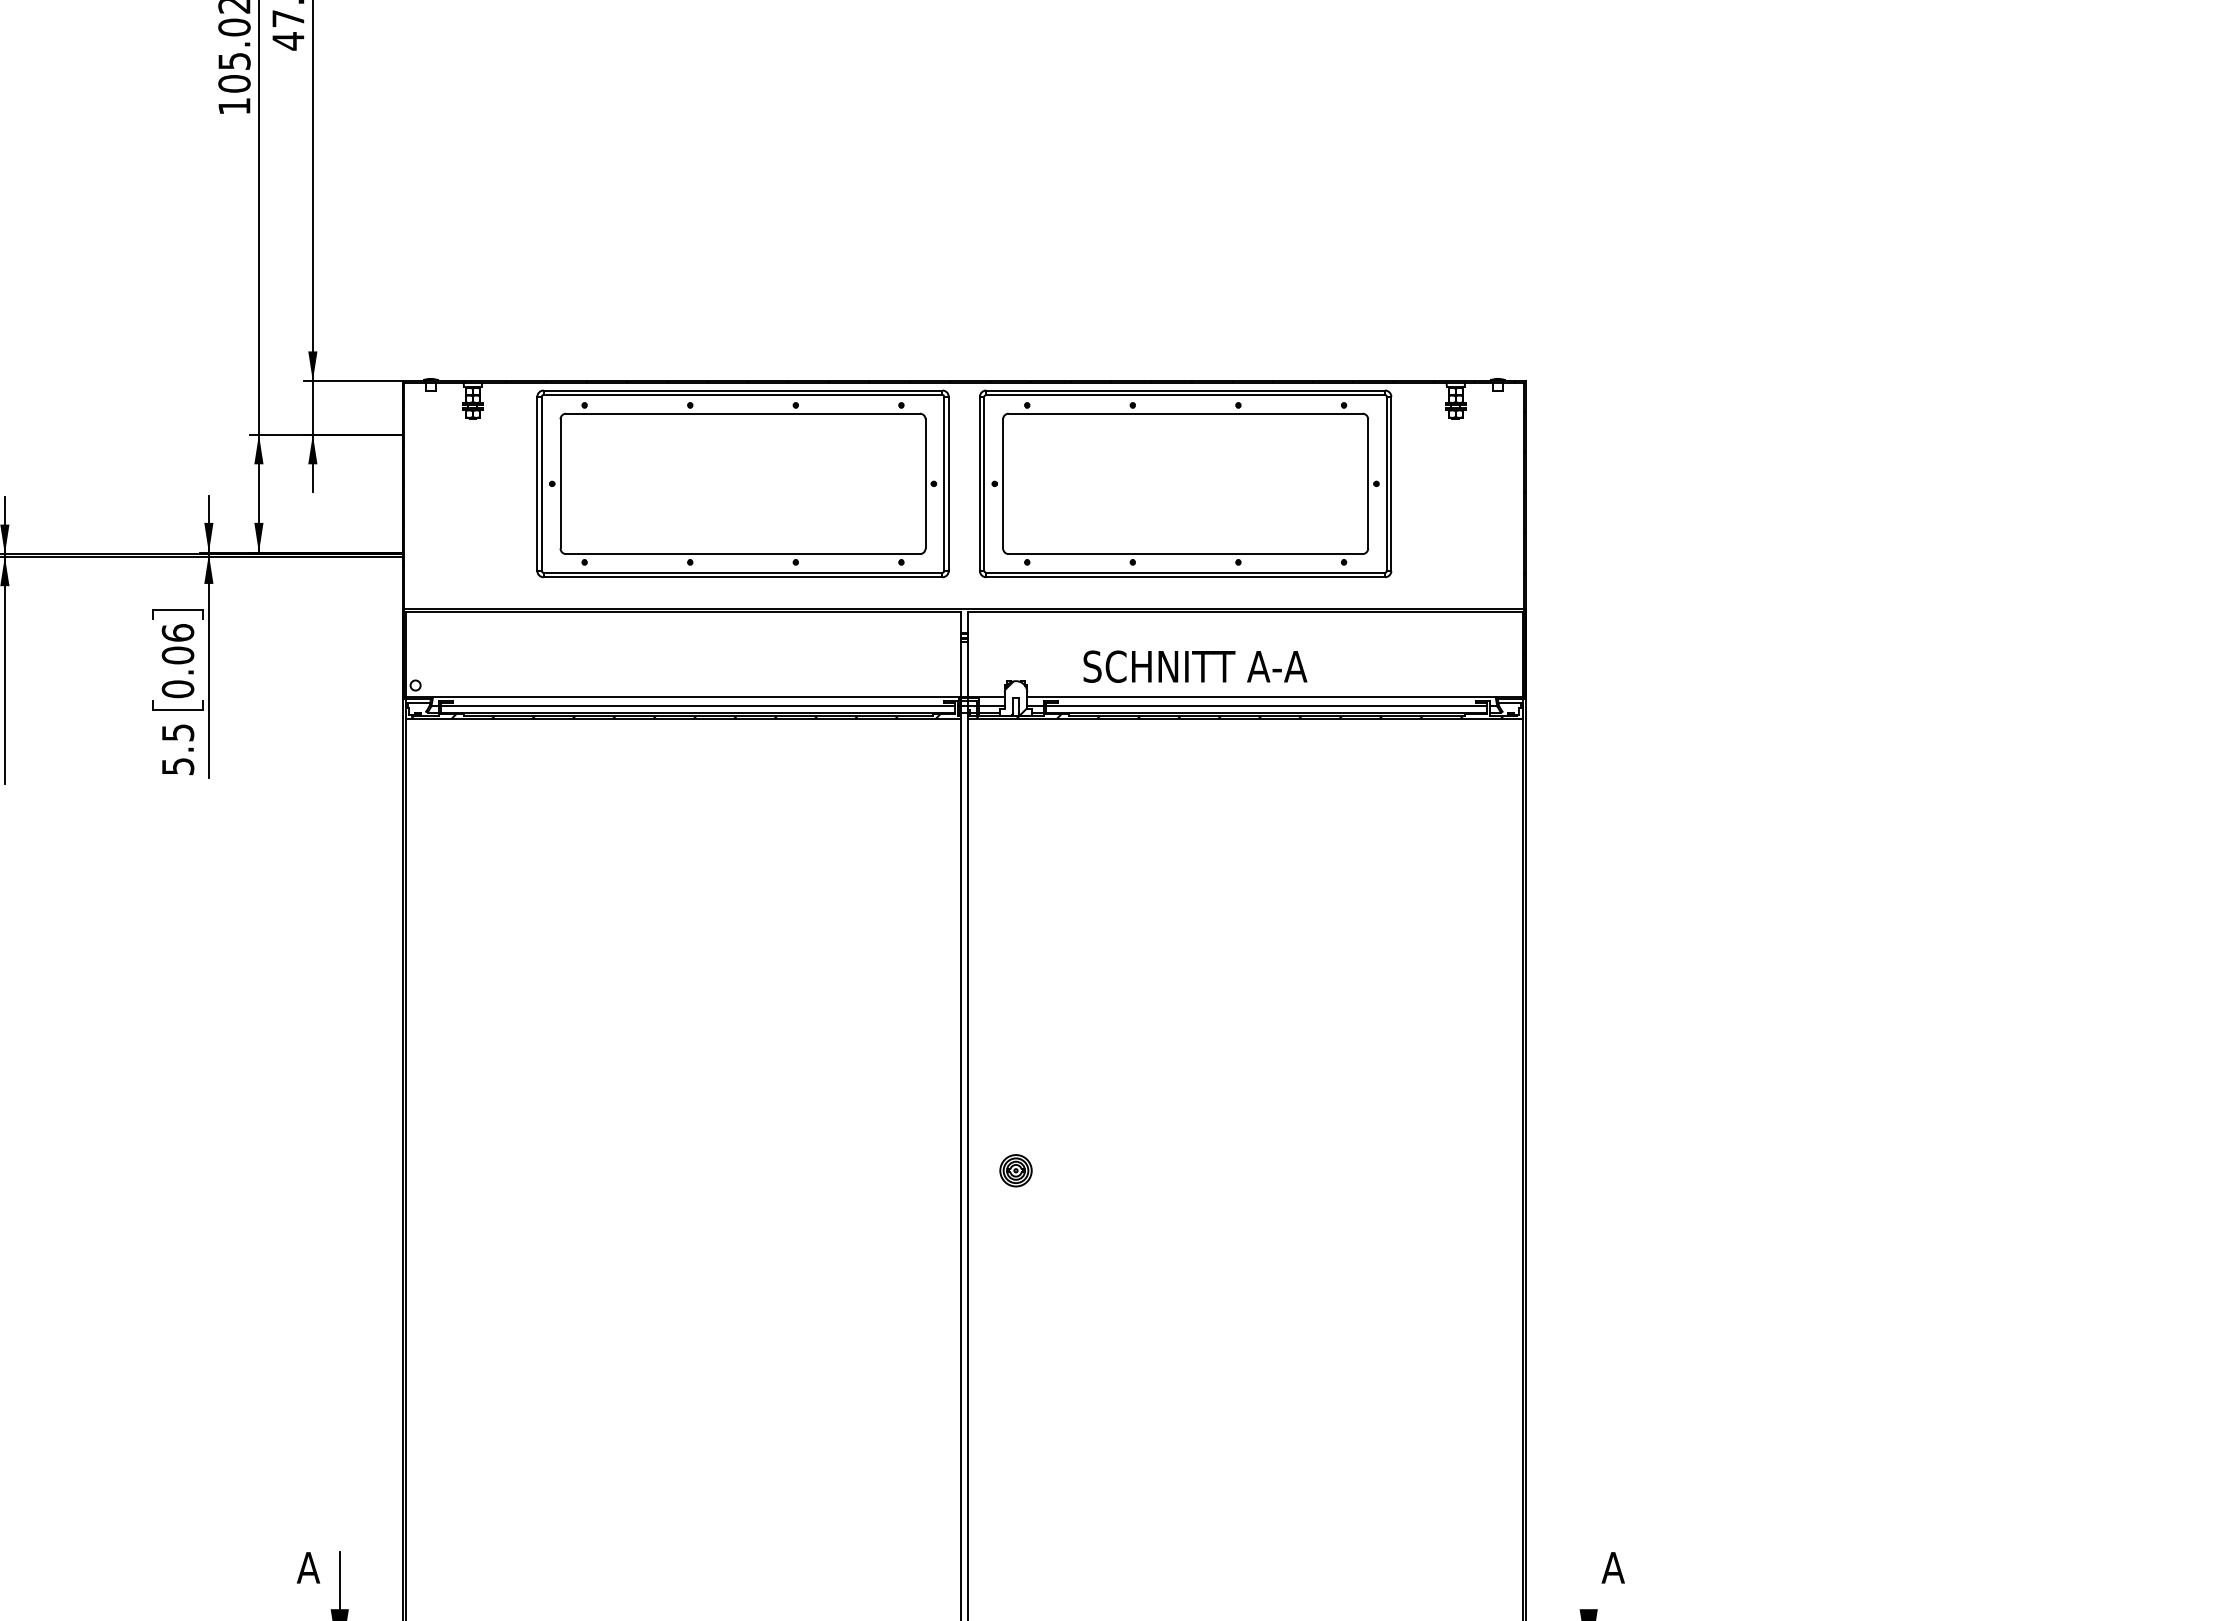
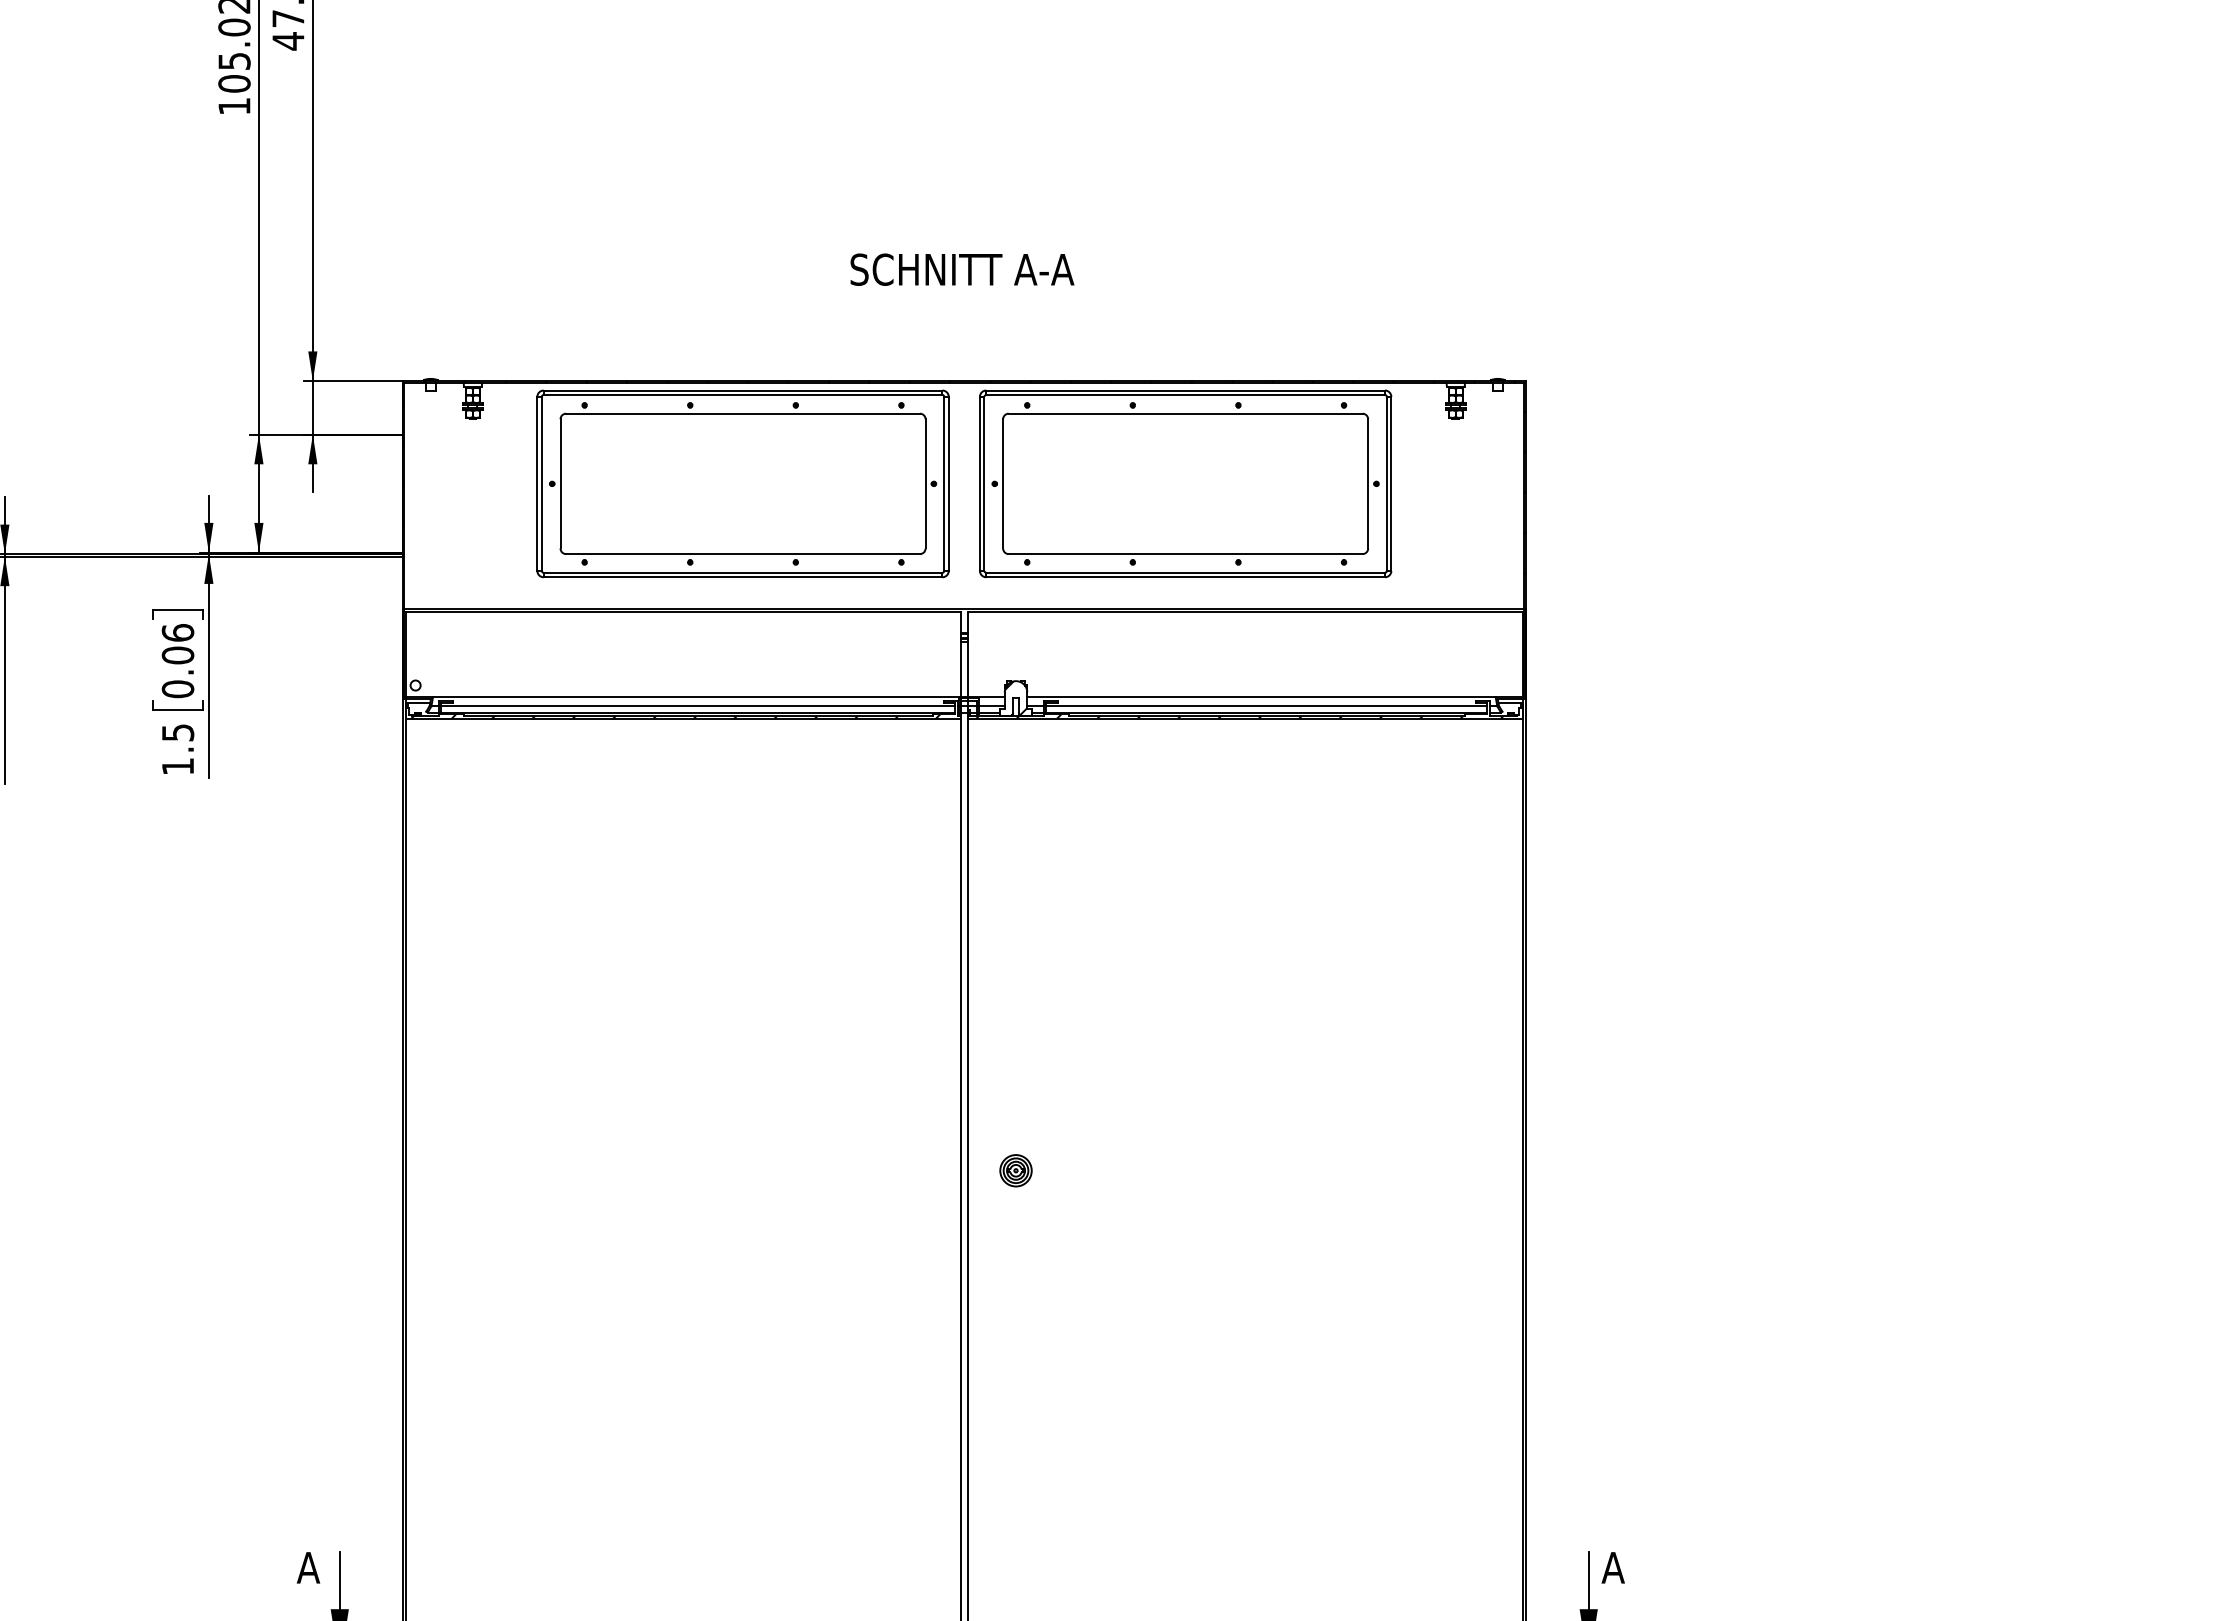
text position: (1195, 666) -> (962, 269) (962, 269)
text: 5.5 -> 1.5 (178, 766)
line: none -> present (1588, 1584)
